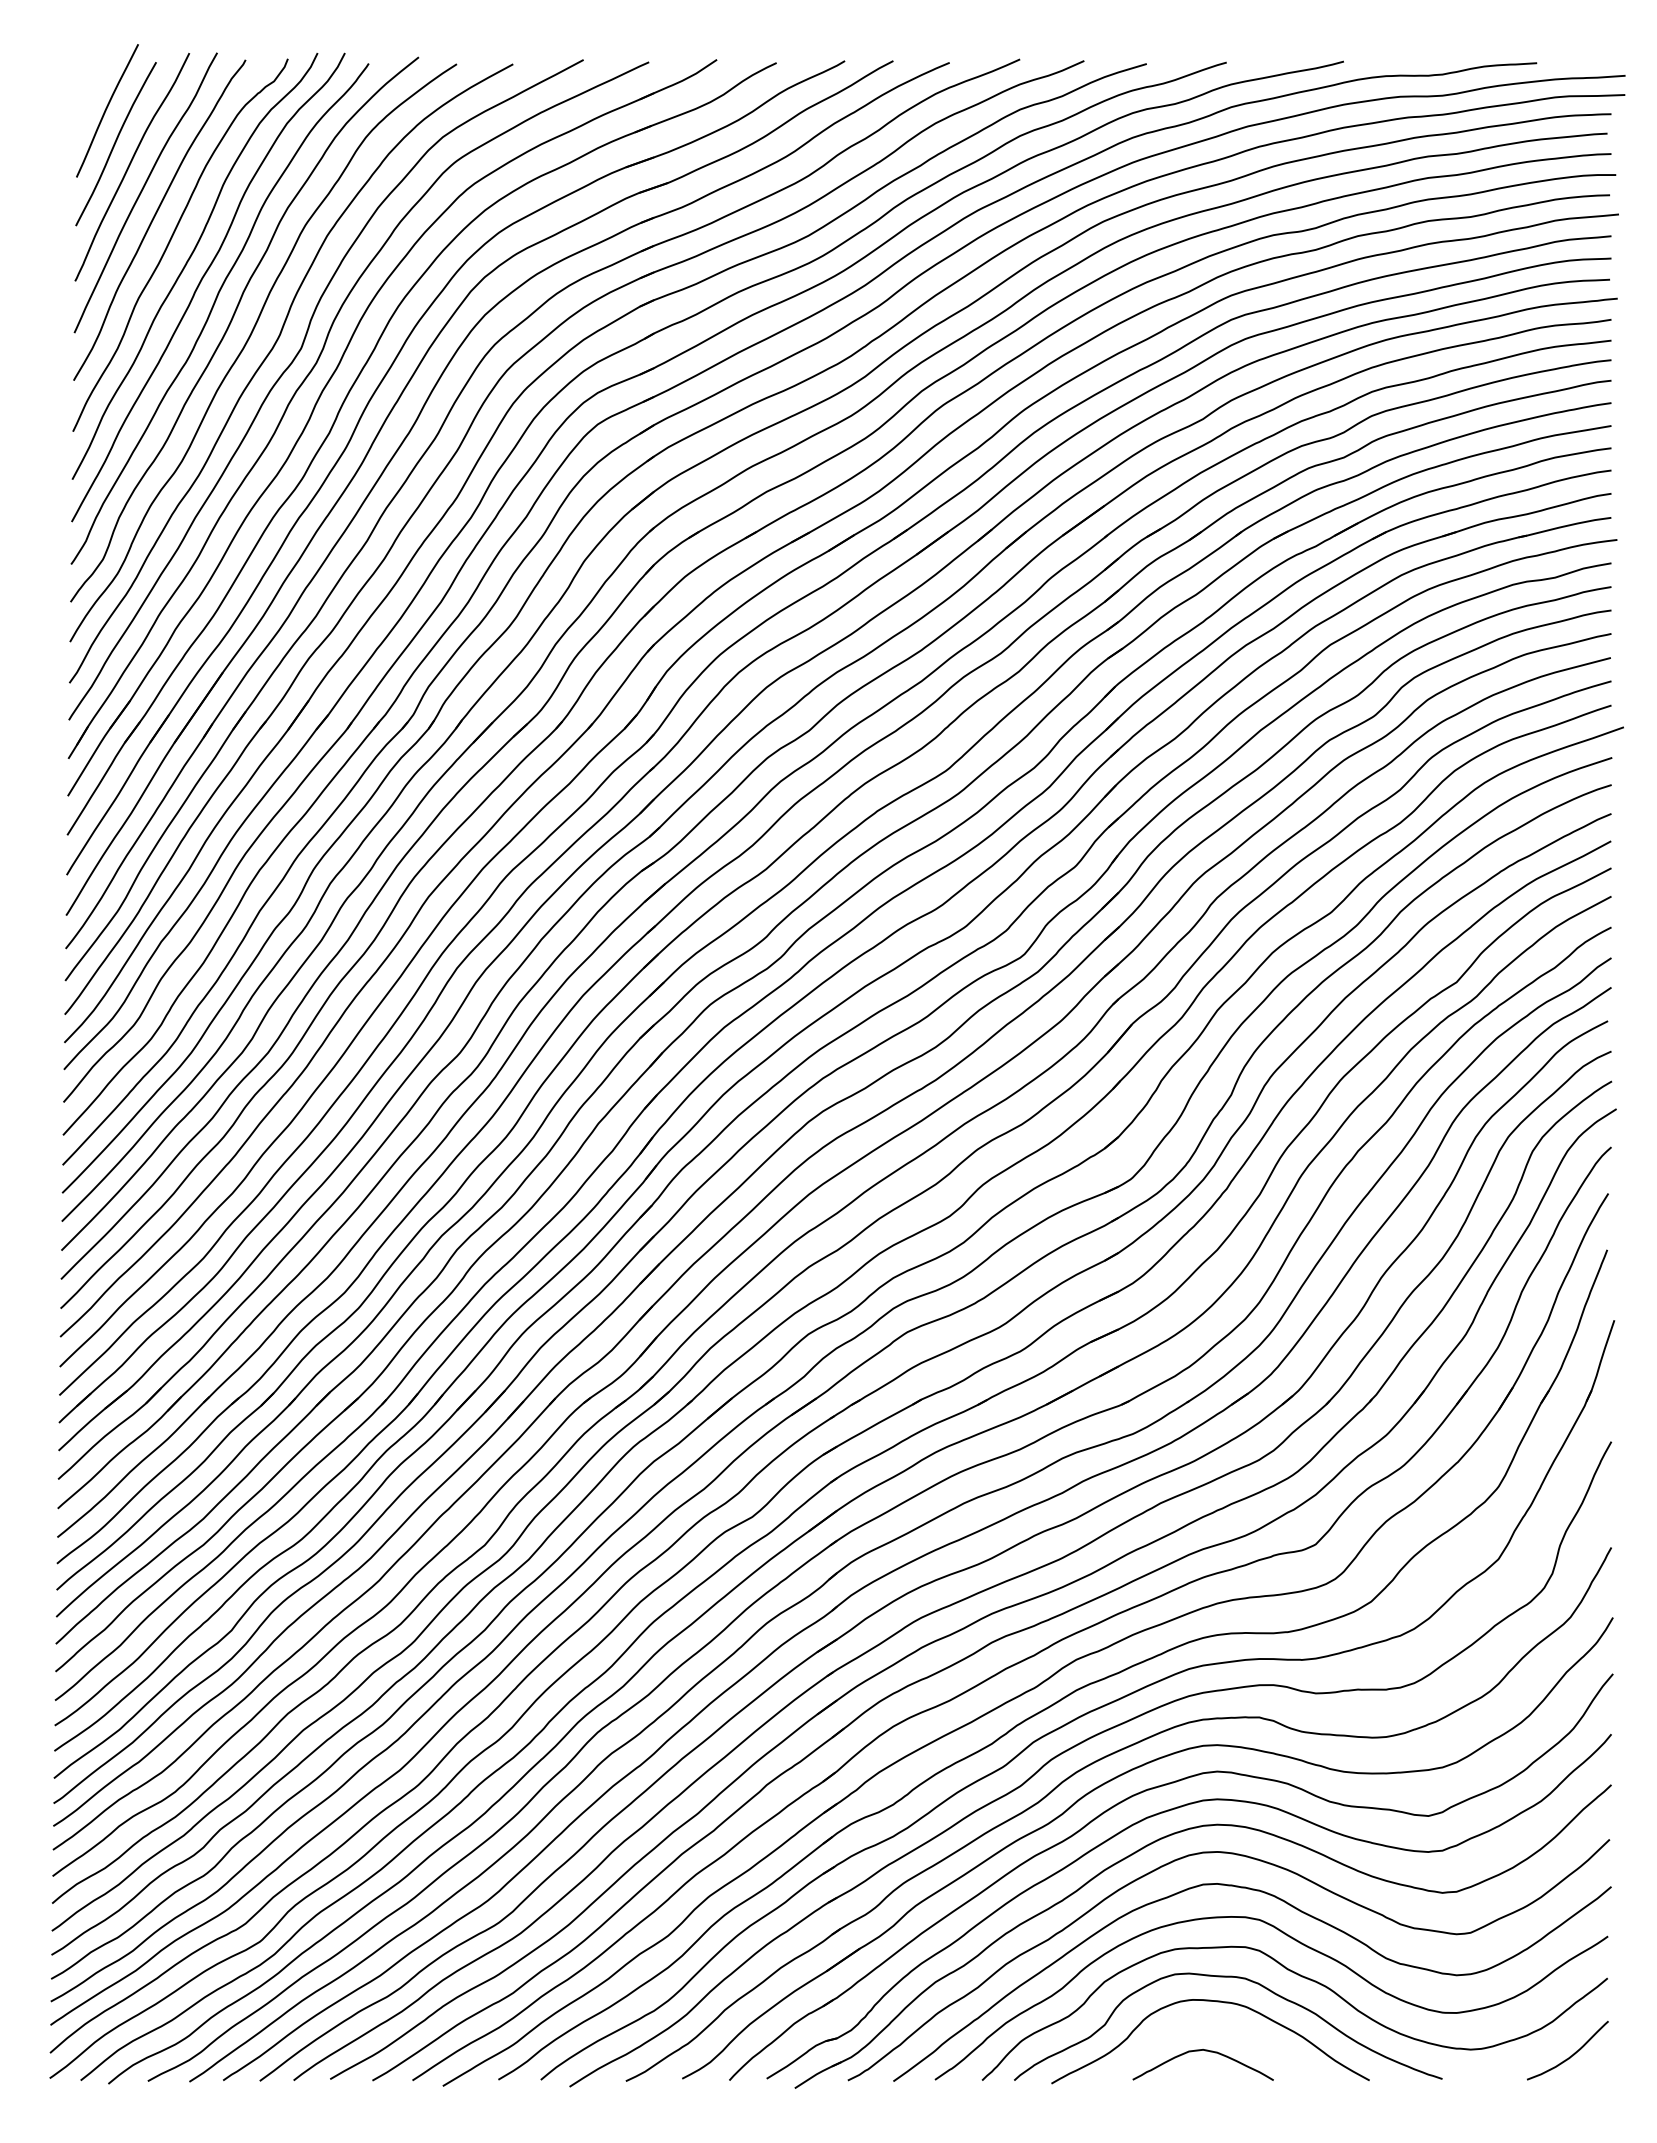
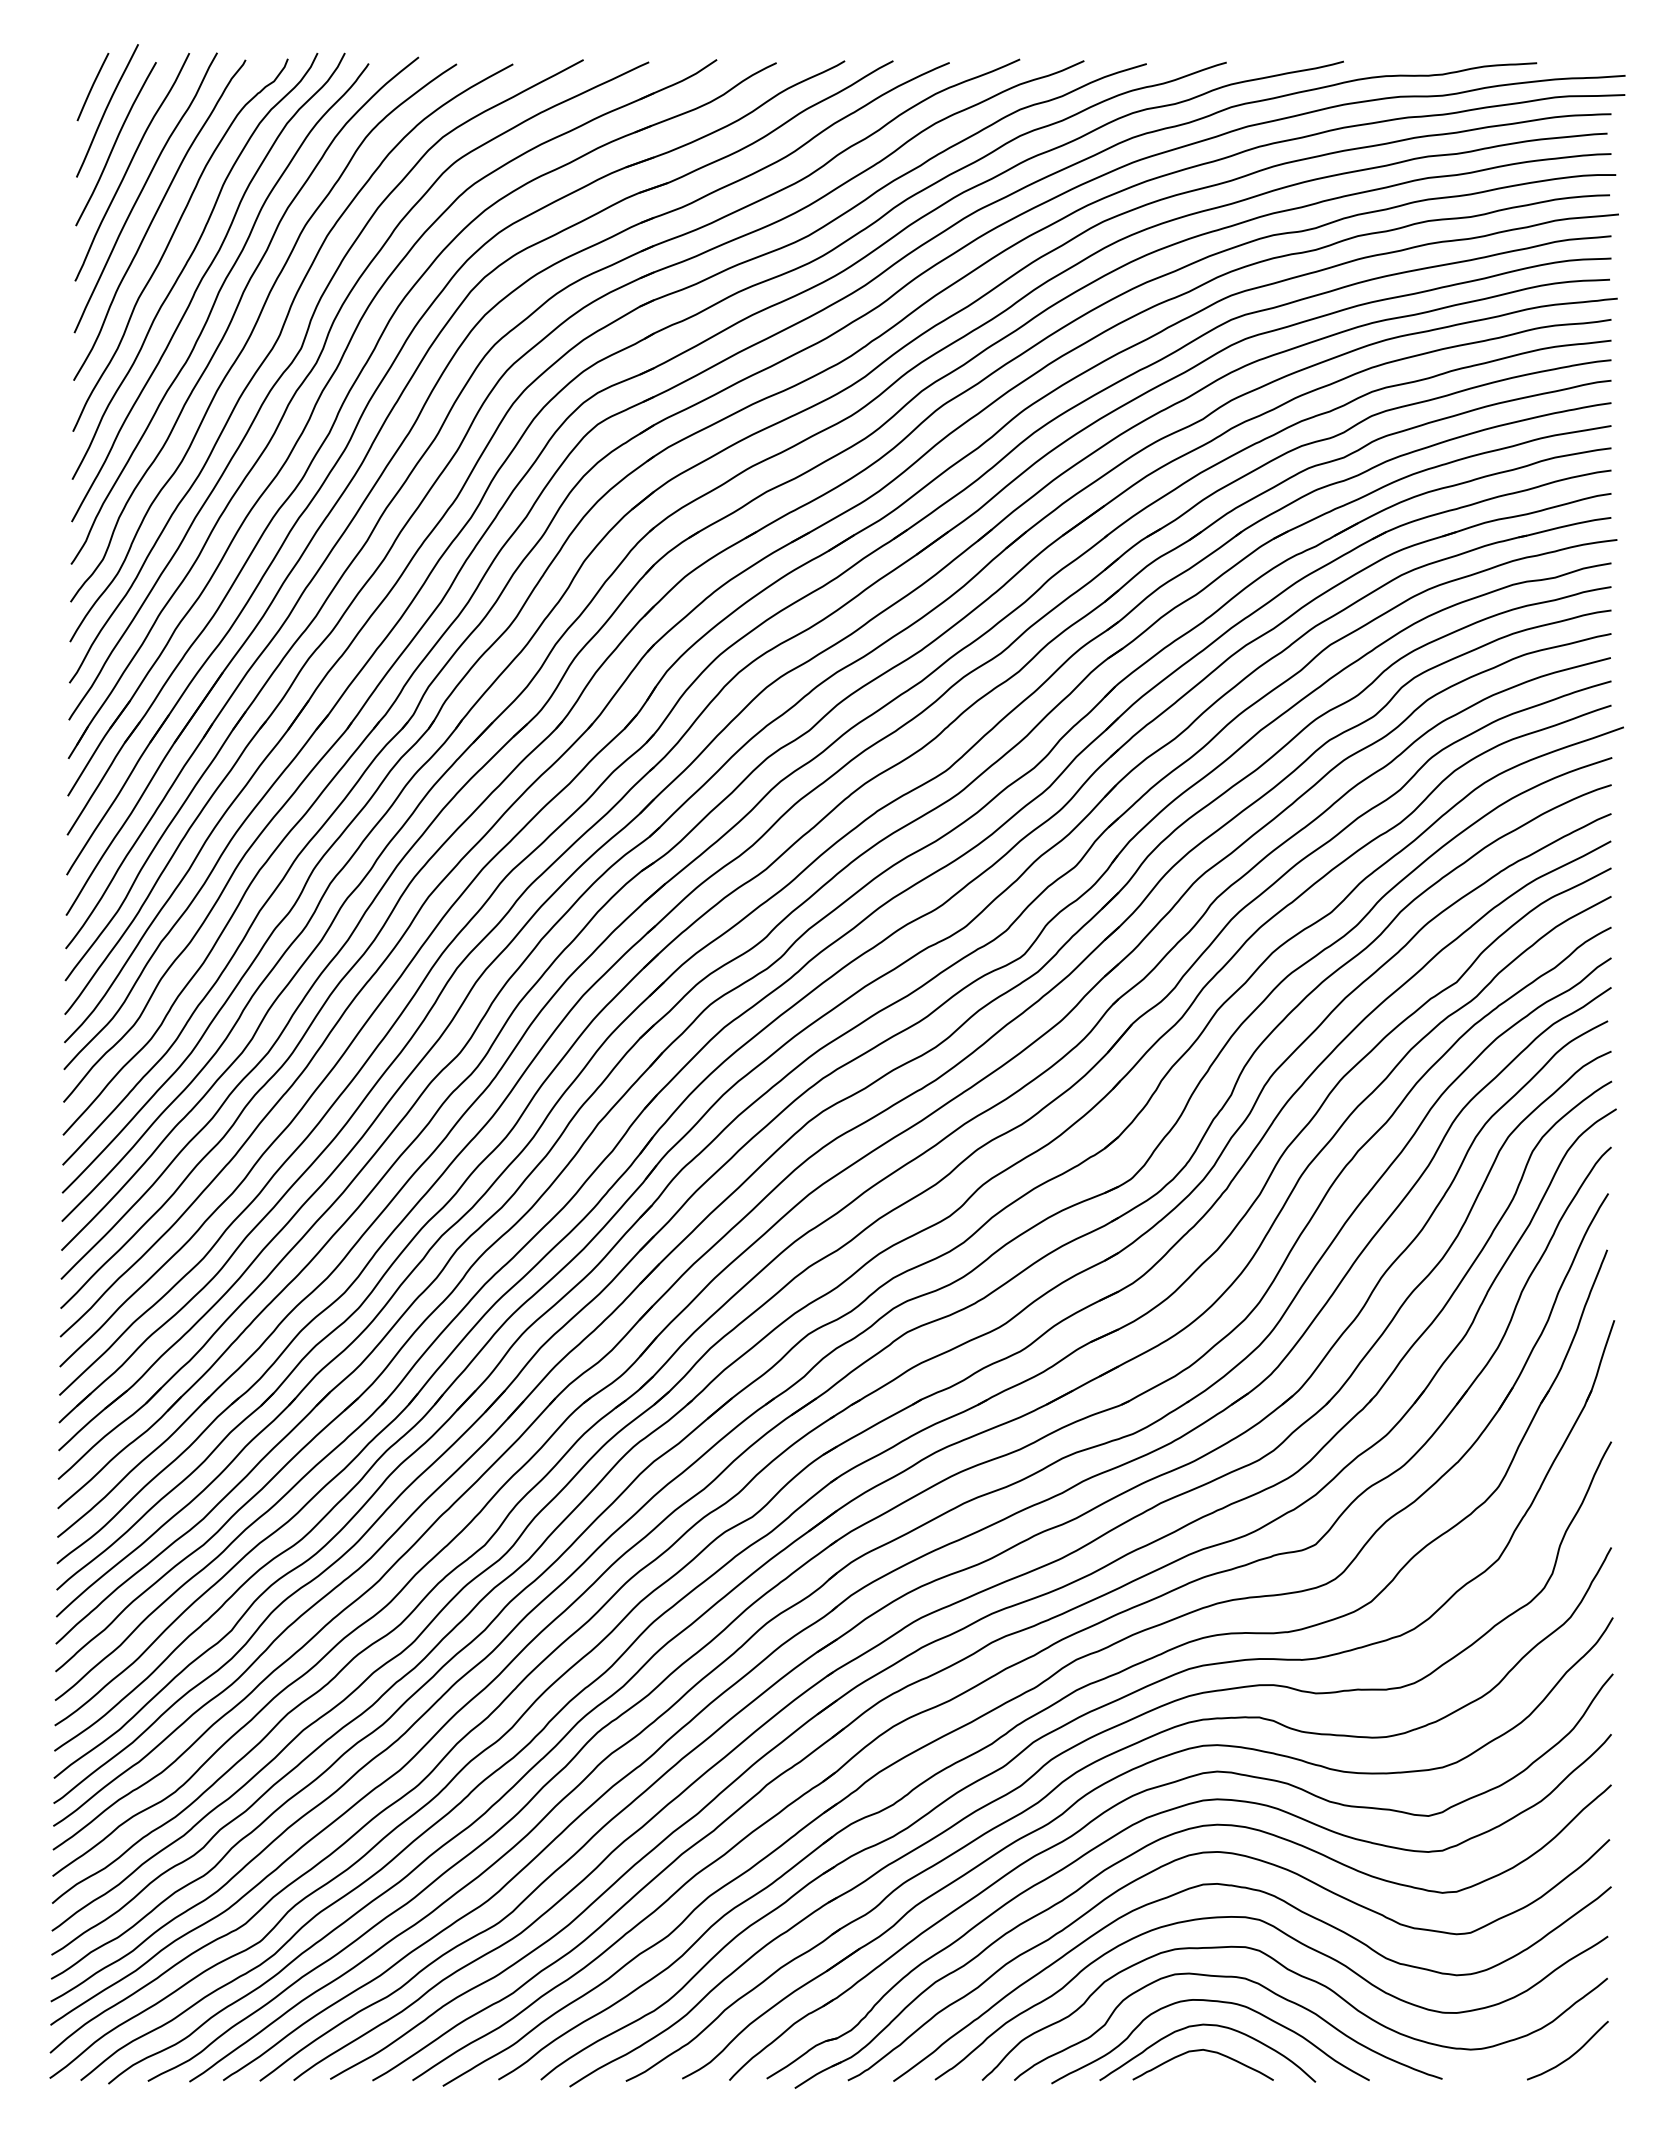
curve: none -> present (92, 87)
curve: none -> present (1213, 2026)
